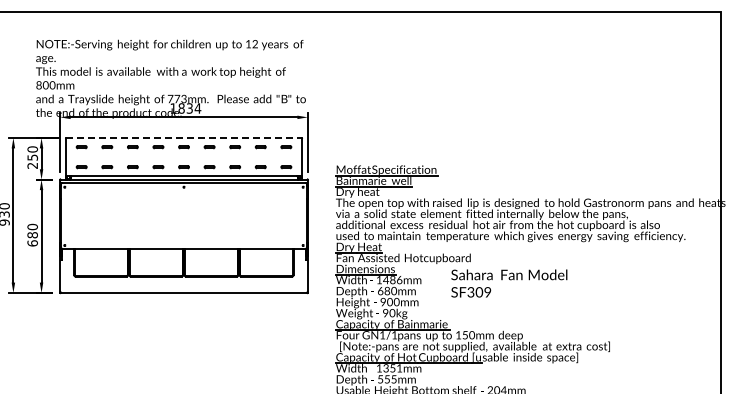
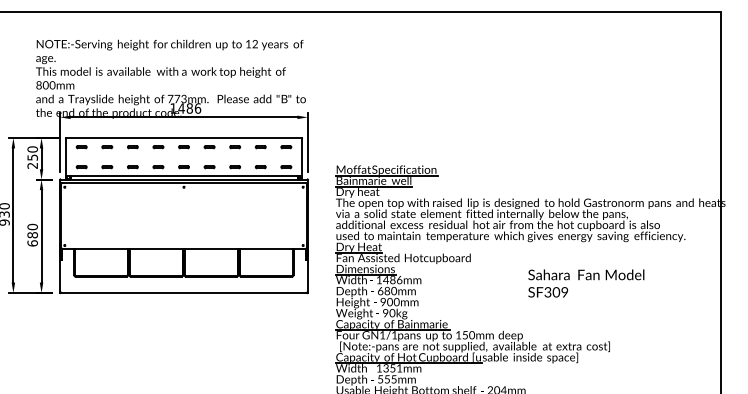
text: 1834 -> 1486 (189, 108)
line: dashed -> solid (184, 138)
text position: (509, 283) -> (586, 283) (586, 283)
